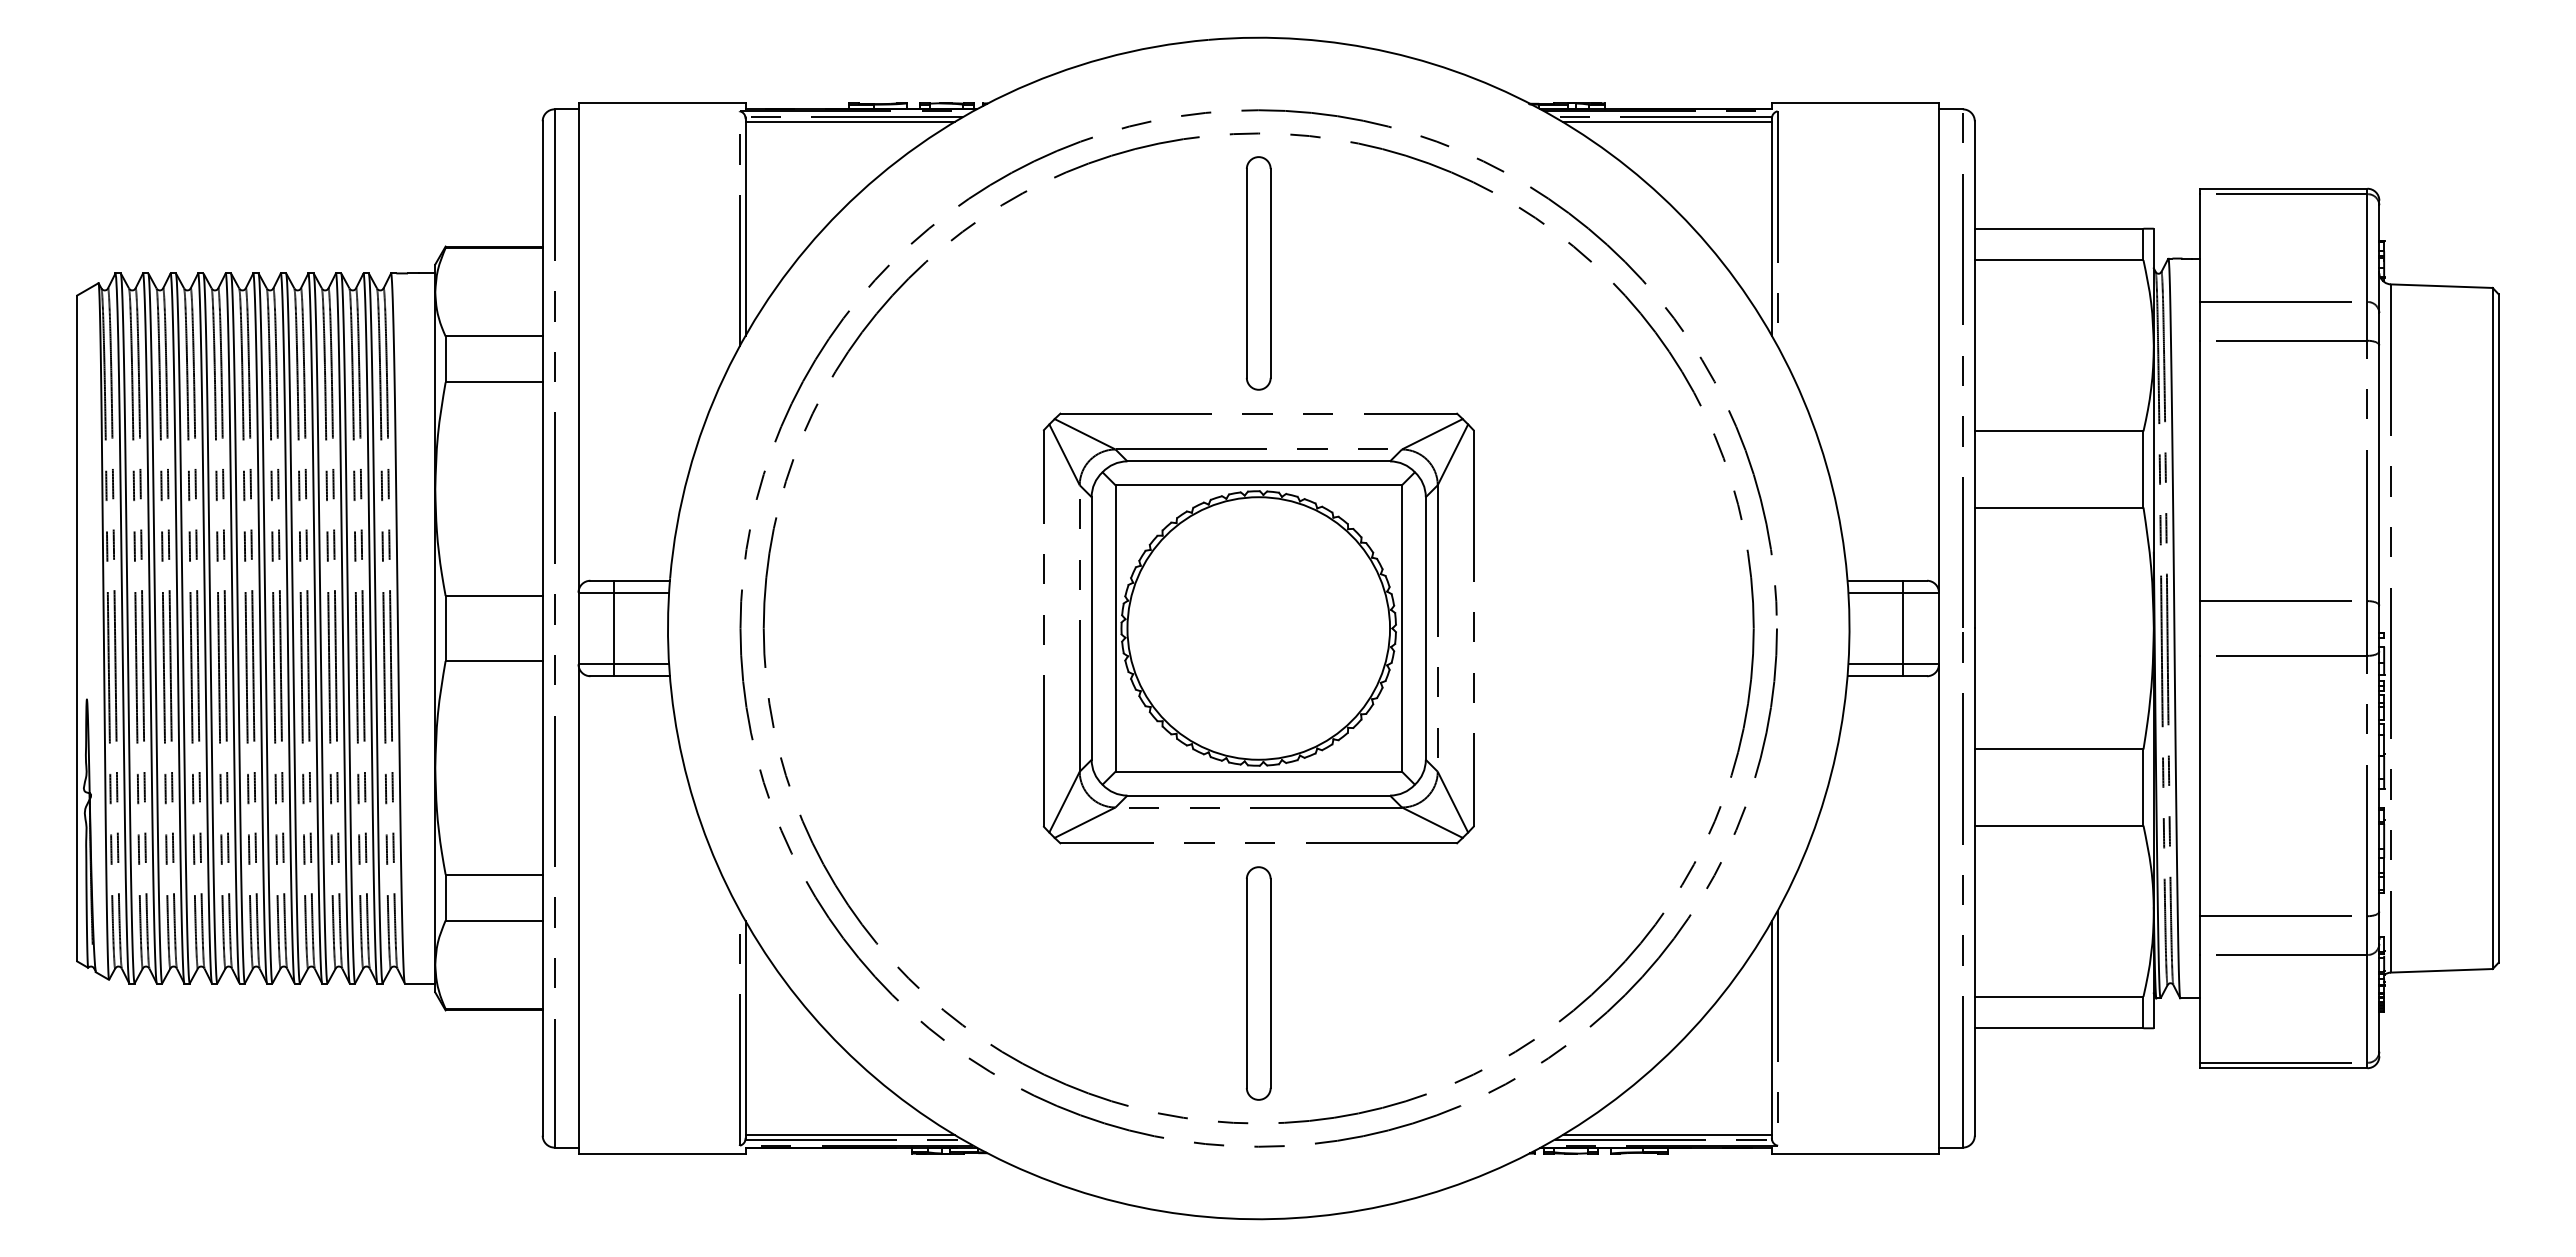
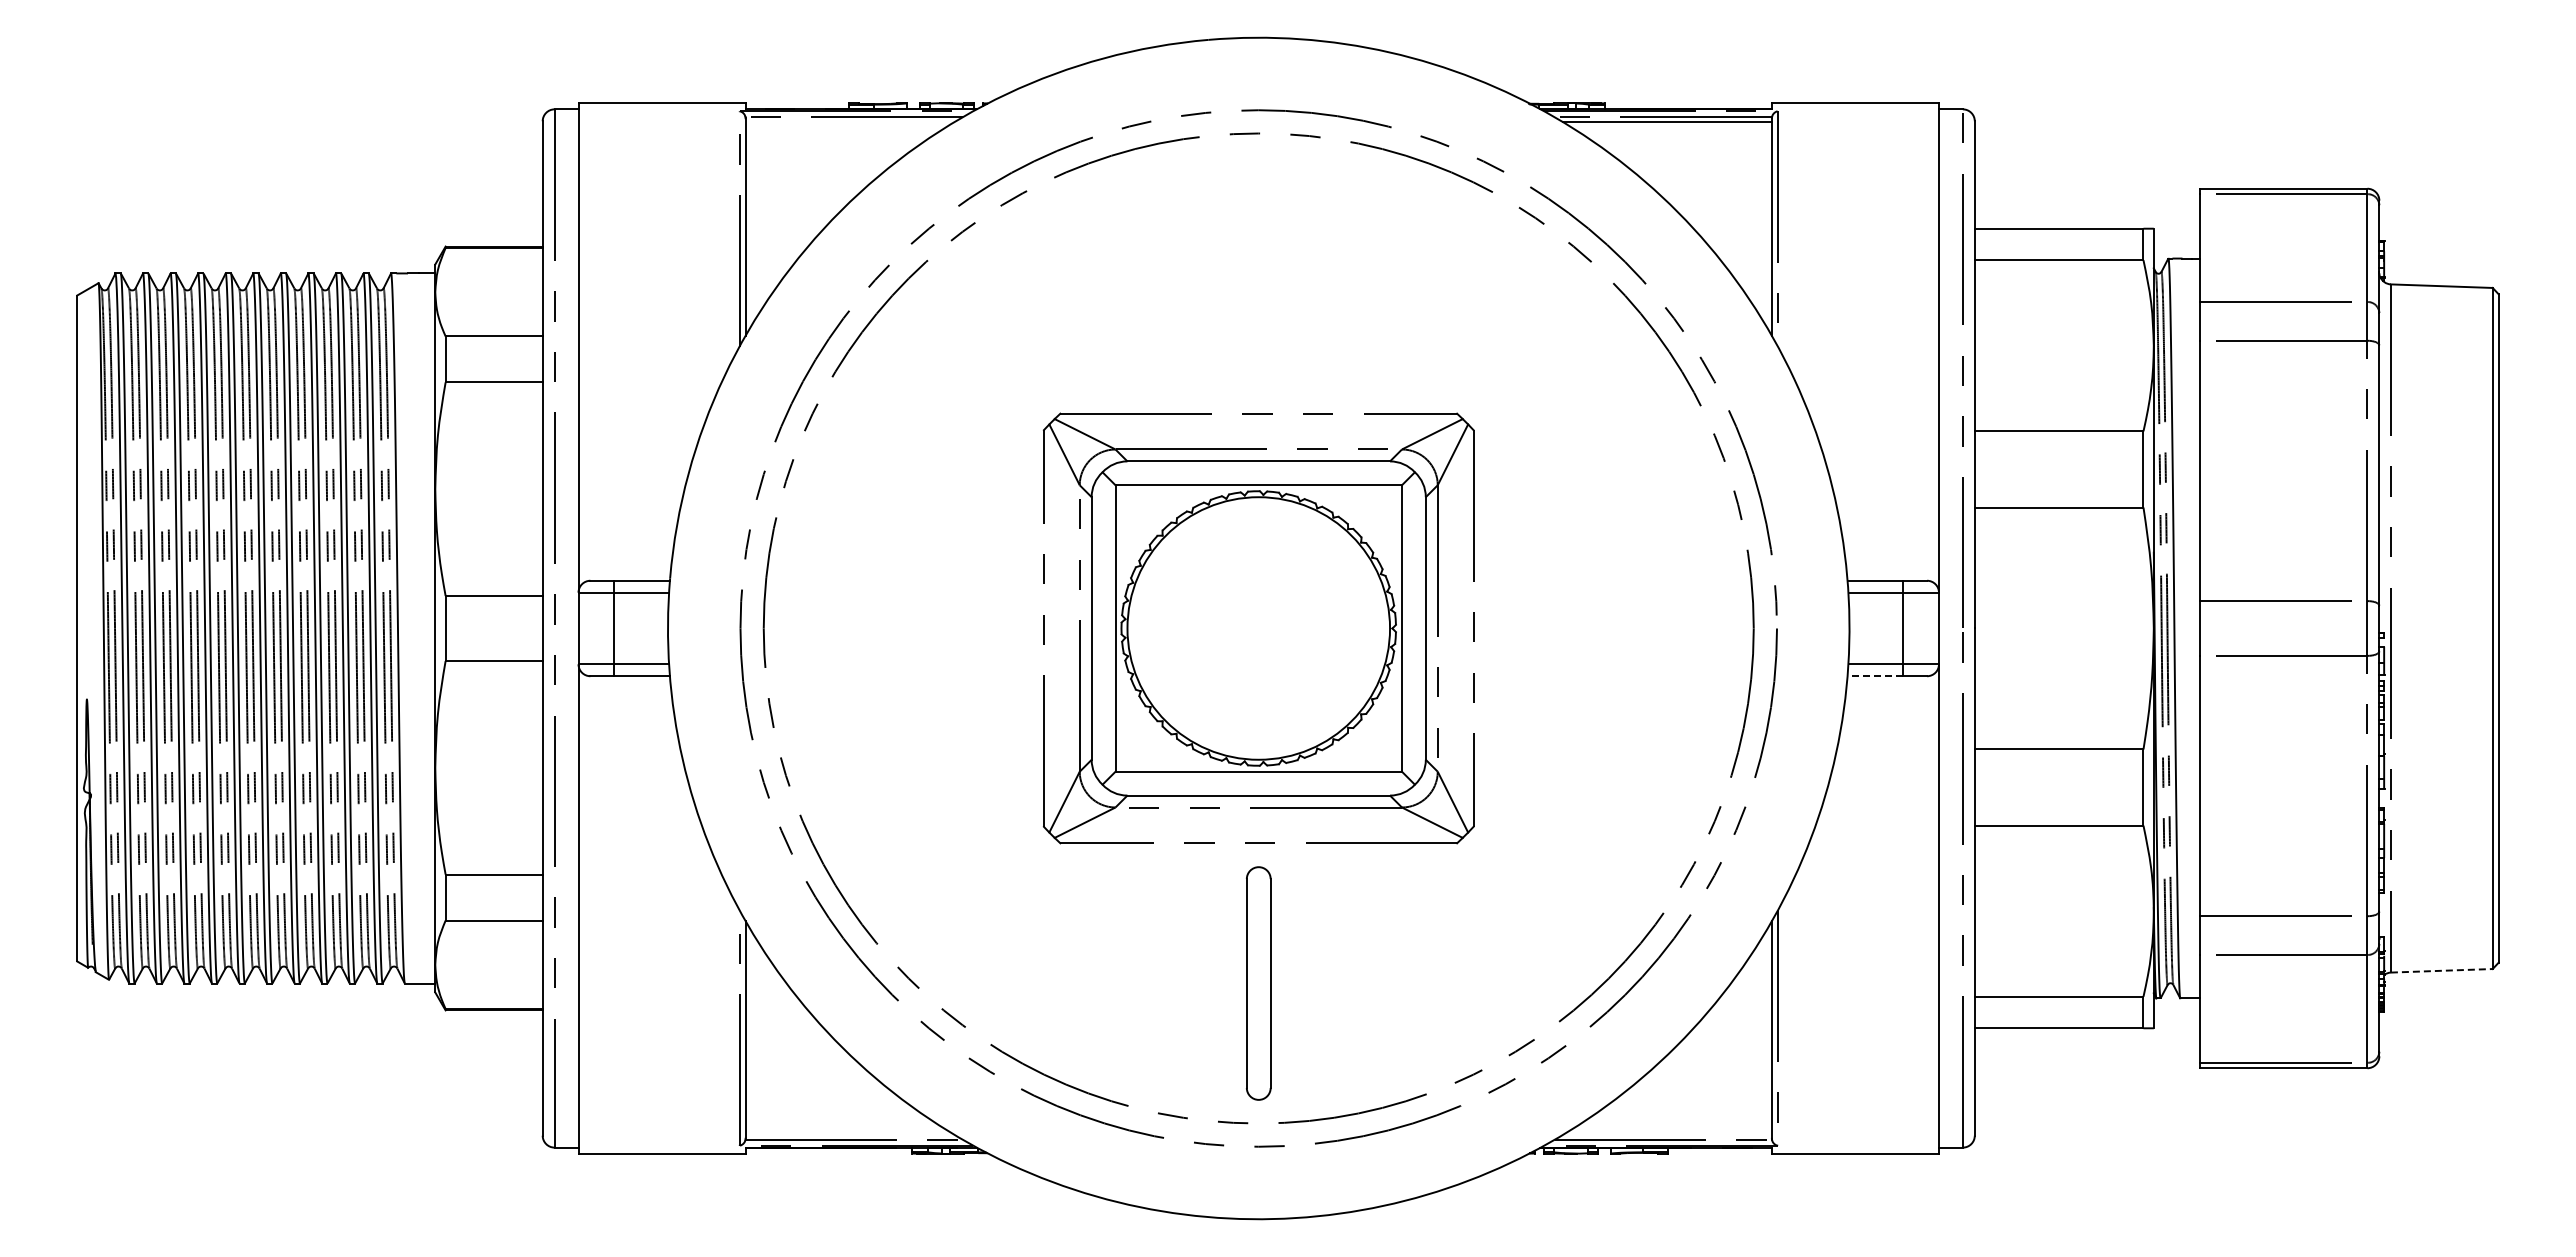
line: present -> none (849, 121)
part: present -> none (1258, 273)
line: solid -> dashed (1875, 676)
line: solid -> dashed (2441, 970)
line: present -> none (849, 1135)
line: present -> none (1666, 1135)
